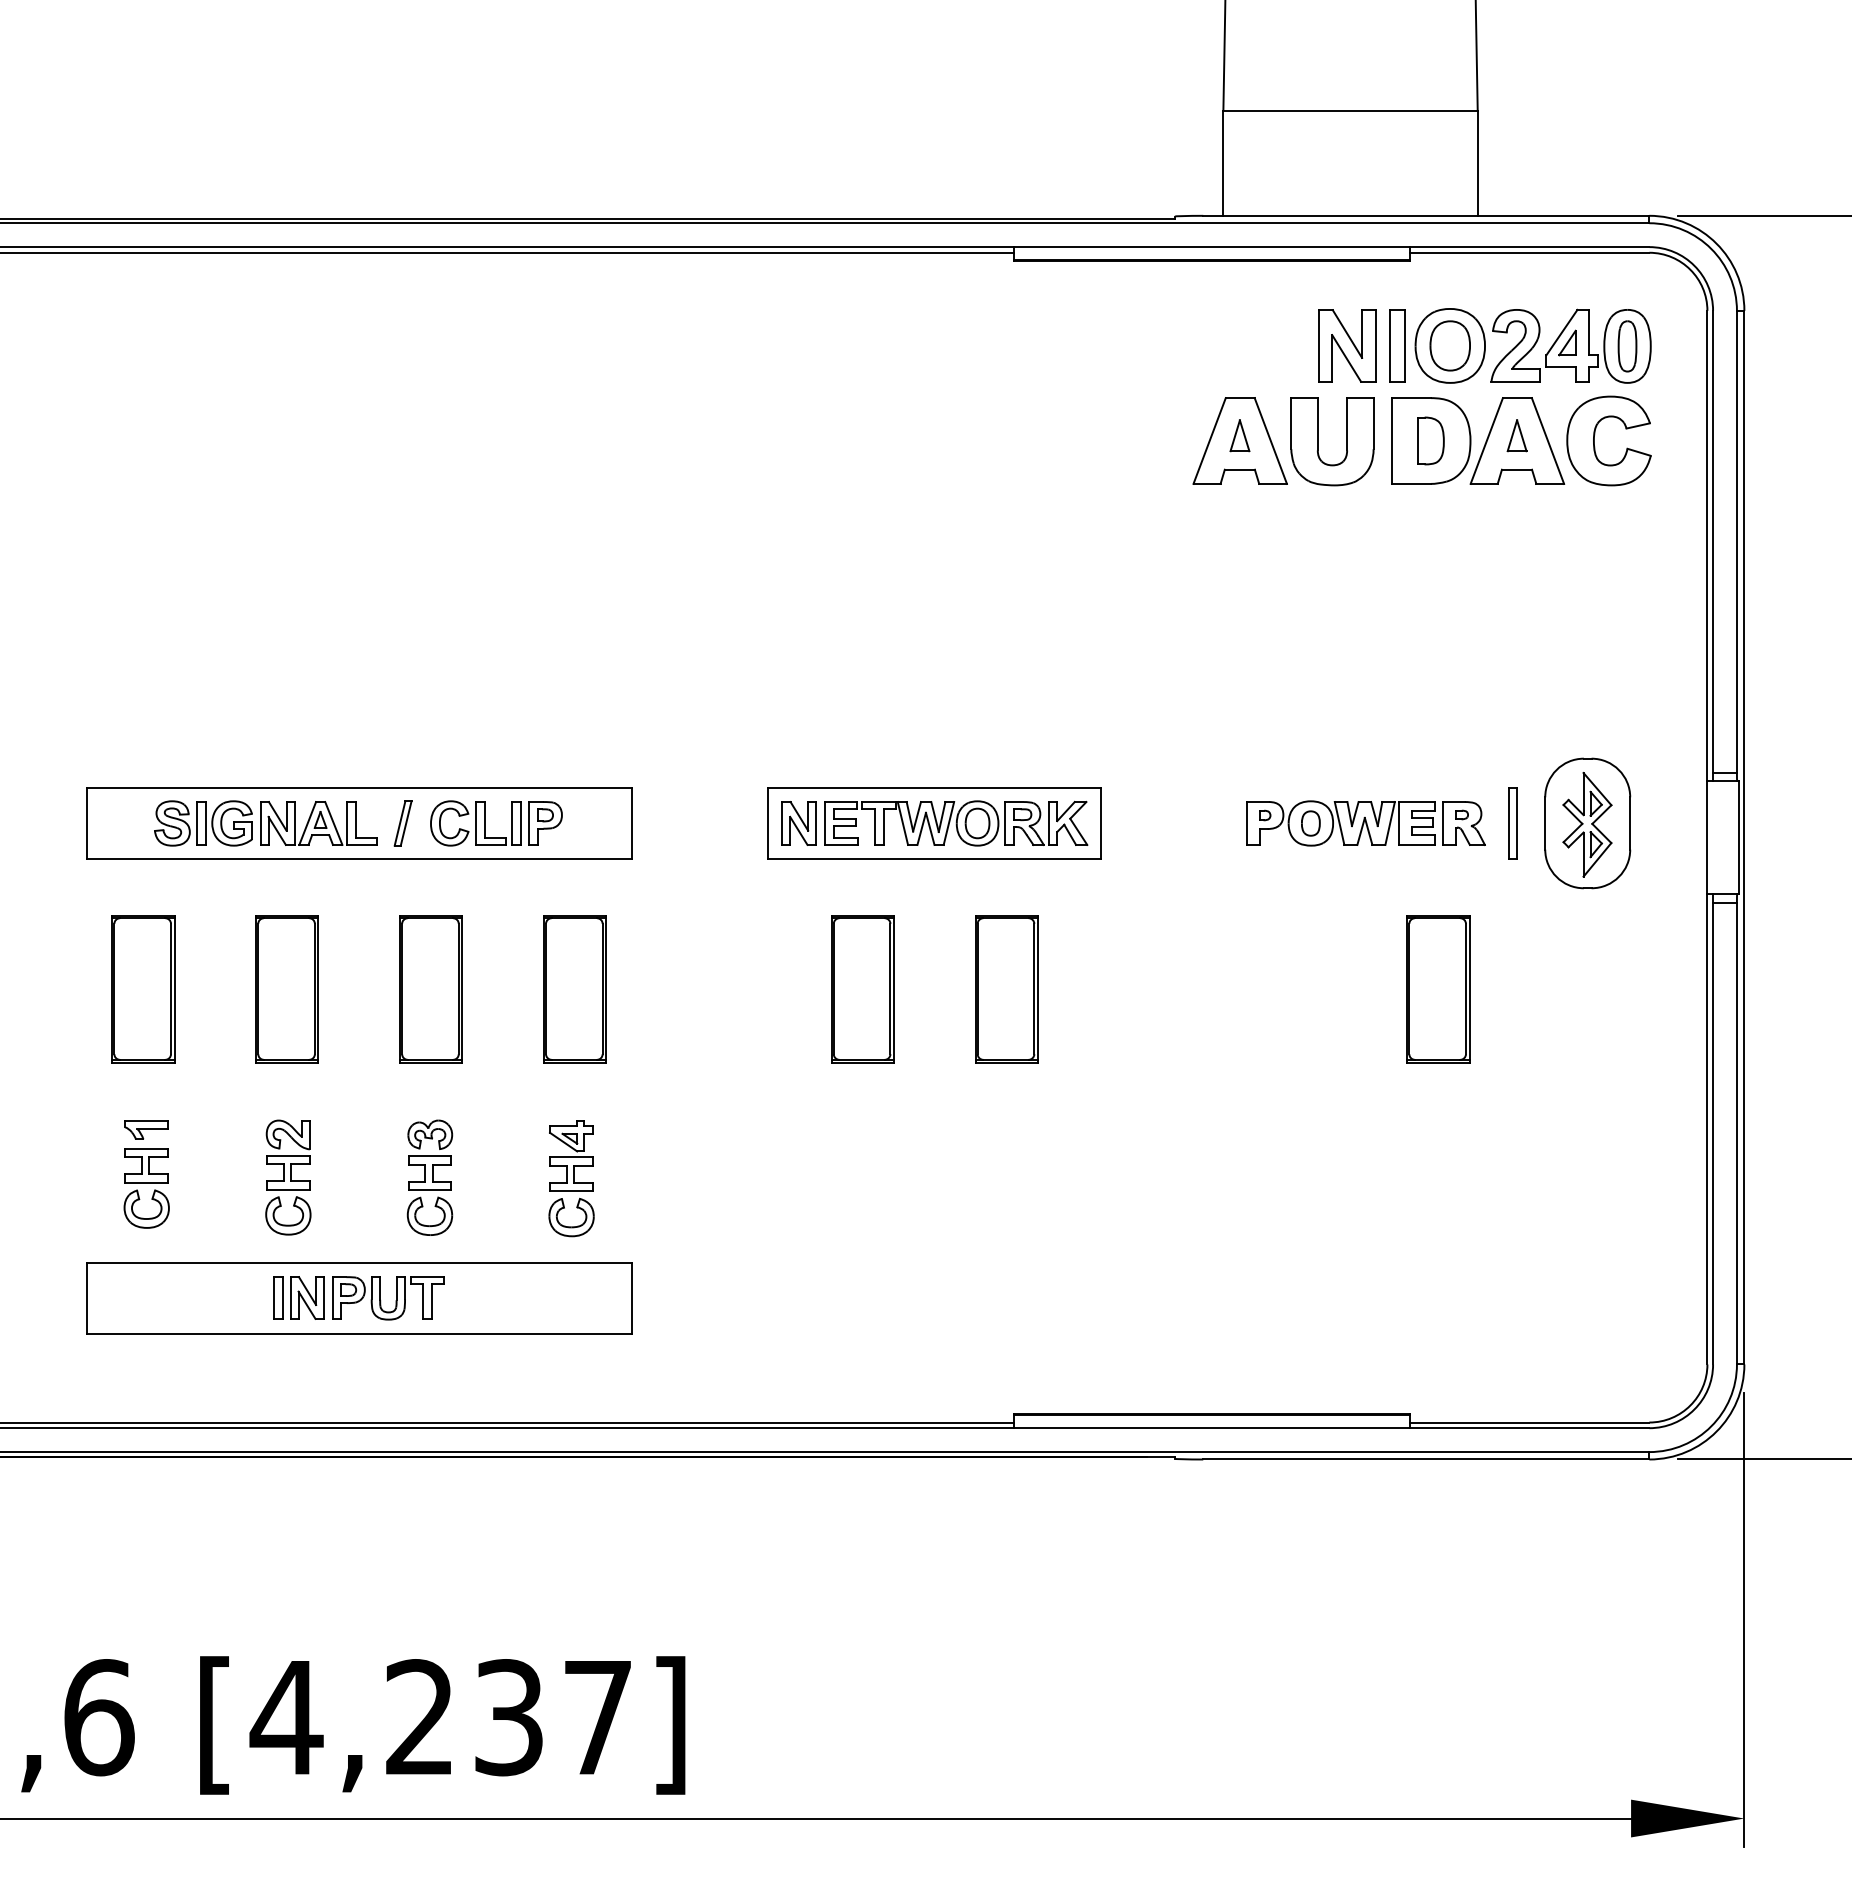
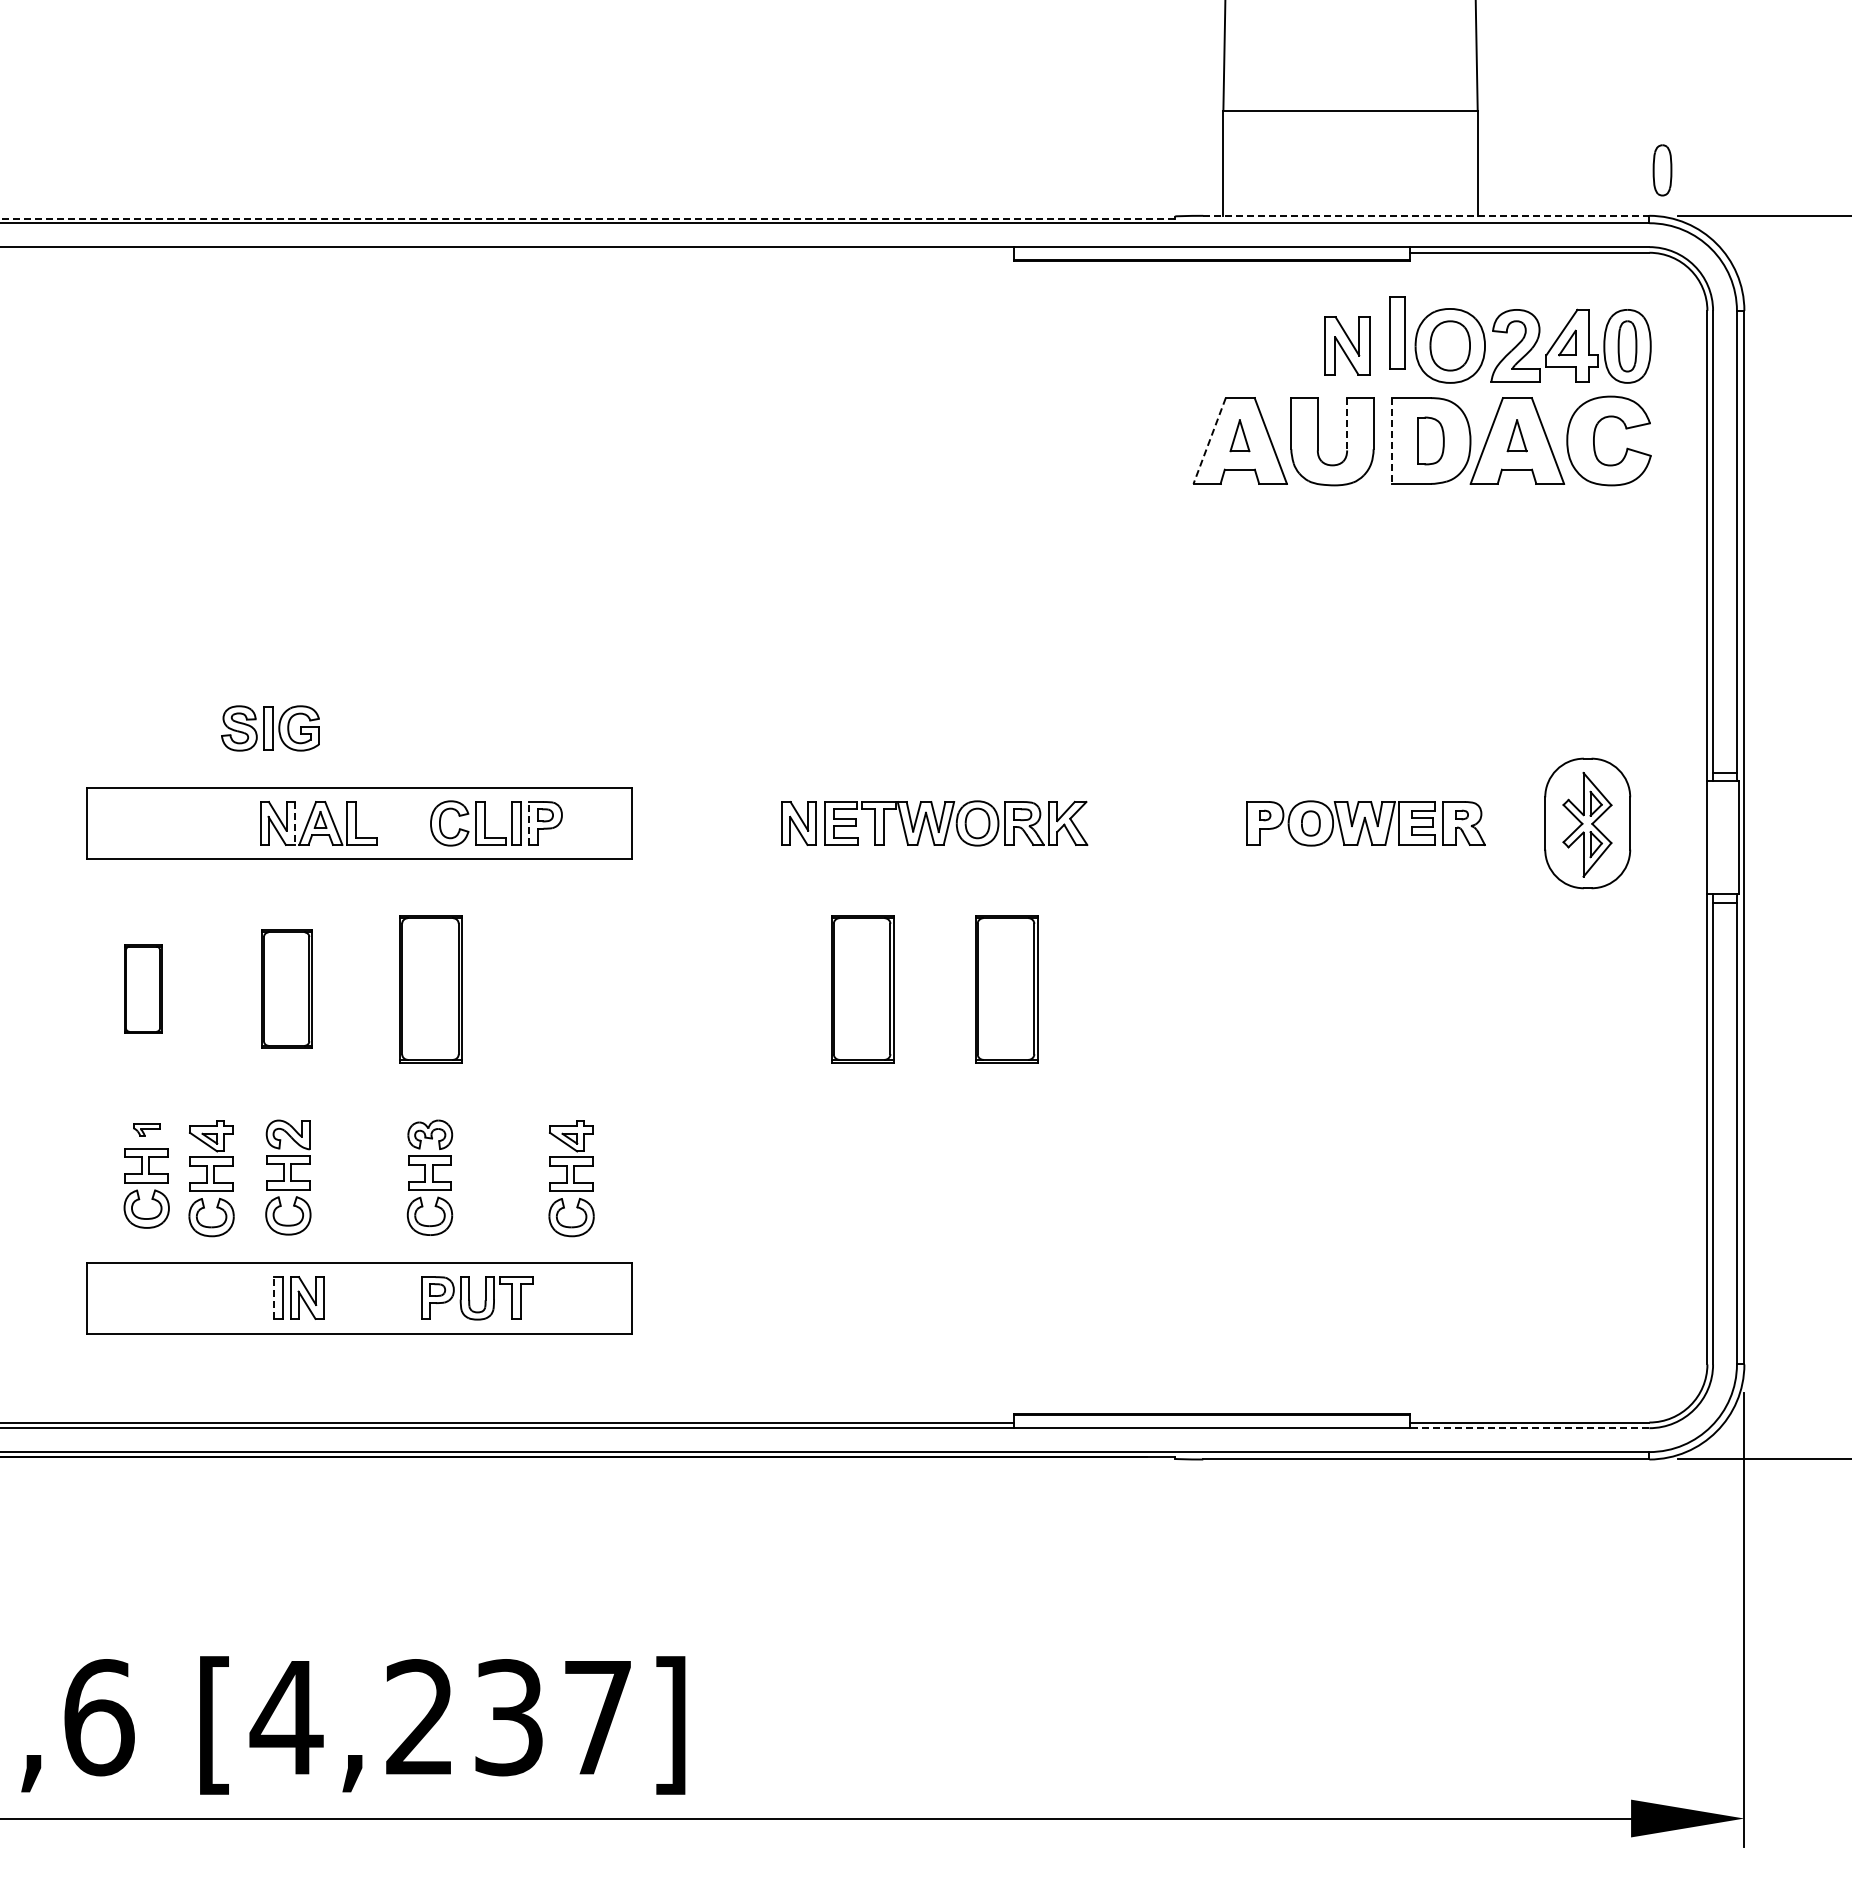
part: none -> present (1662, 170)
line: solid -> dashed (1426, 215)
line: solid -> dashed (587, 218)
line: present -> none (507, 252)
part size: 59x74 px -> 47x60 px (1347, 345)
part position: (1397, 345) -> (1397, 332) (1397, 332)
line: solid -> dashed (1347, 424)
line: solid -> dashed (1209, 441)
line: solid -> dashed (1391, 441)
line: solid -> dashed (529, 822)
part position: (203, 823) -> (270, 728) (270, 728)
line: solid -> dashed (294, 823)
part: present -> none (402, 823)
part: present -> none (934, 823)
part: present -> none (1512, 823)
part size: 65x149 px -> 39x90 px (143, 988)
part size: 64x149 px -> 52x120 px (286, 988)
part: present -> none (574, 989)
part: present -> none (1438, 989)
part size: 45x20 px -> 28x14 px (146, 1129)
part: none -> present (211, 1178)
line: solid -> dashed (274, 1298)
part position: (381, 1300) -> (470, 1300) (470, 1300)
line: solid -> dashed (1529, 1428)
